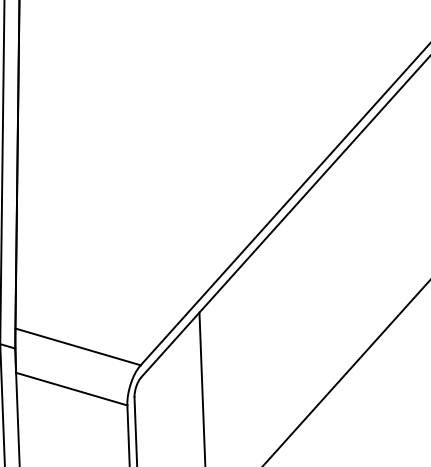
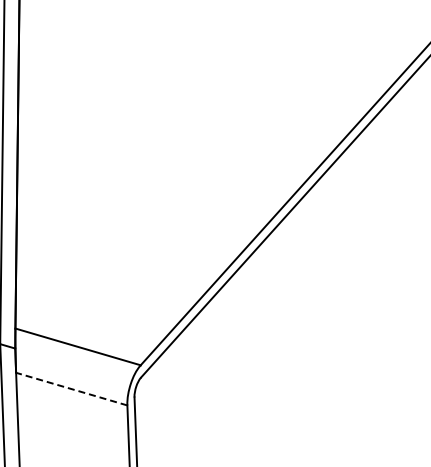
line: present -> none (346, 373)
line: present -> none (202, 387)
line: solid -> dashed (71, 389)
